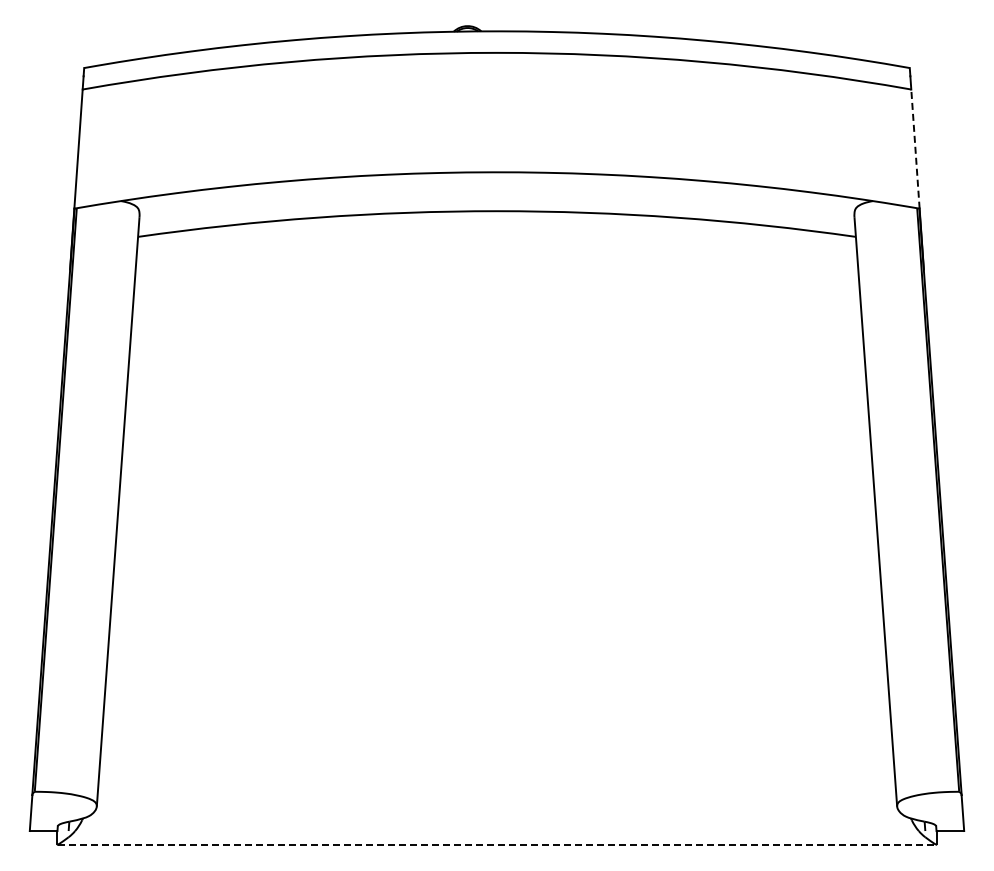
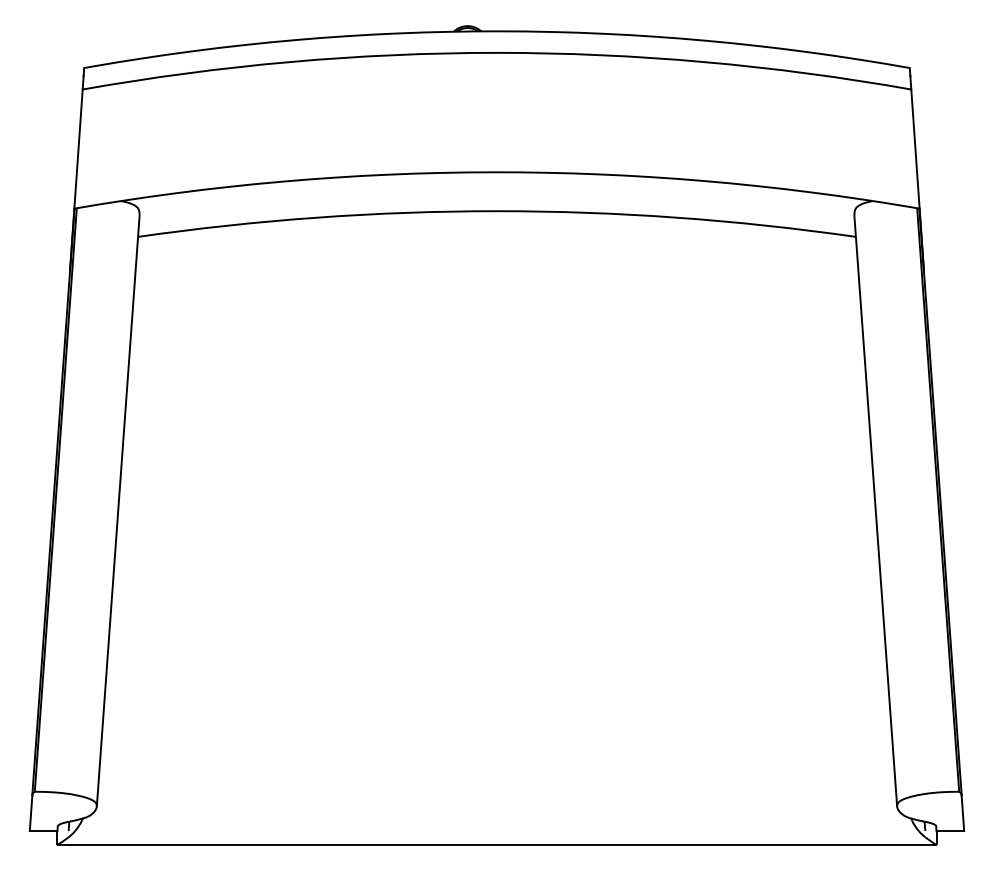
line: dashed -> solid (915, 149)
line: dashed -> solid (497, 844)
